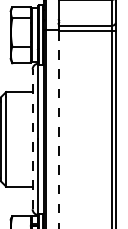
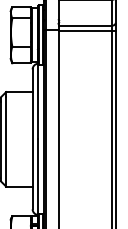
line: dashed -> solid (59, 129)
line: dashed -> solid (32, 139)
